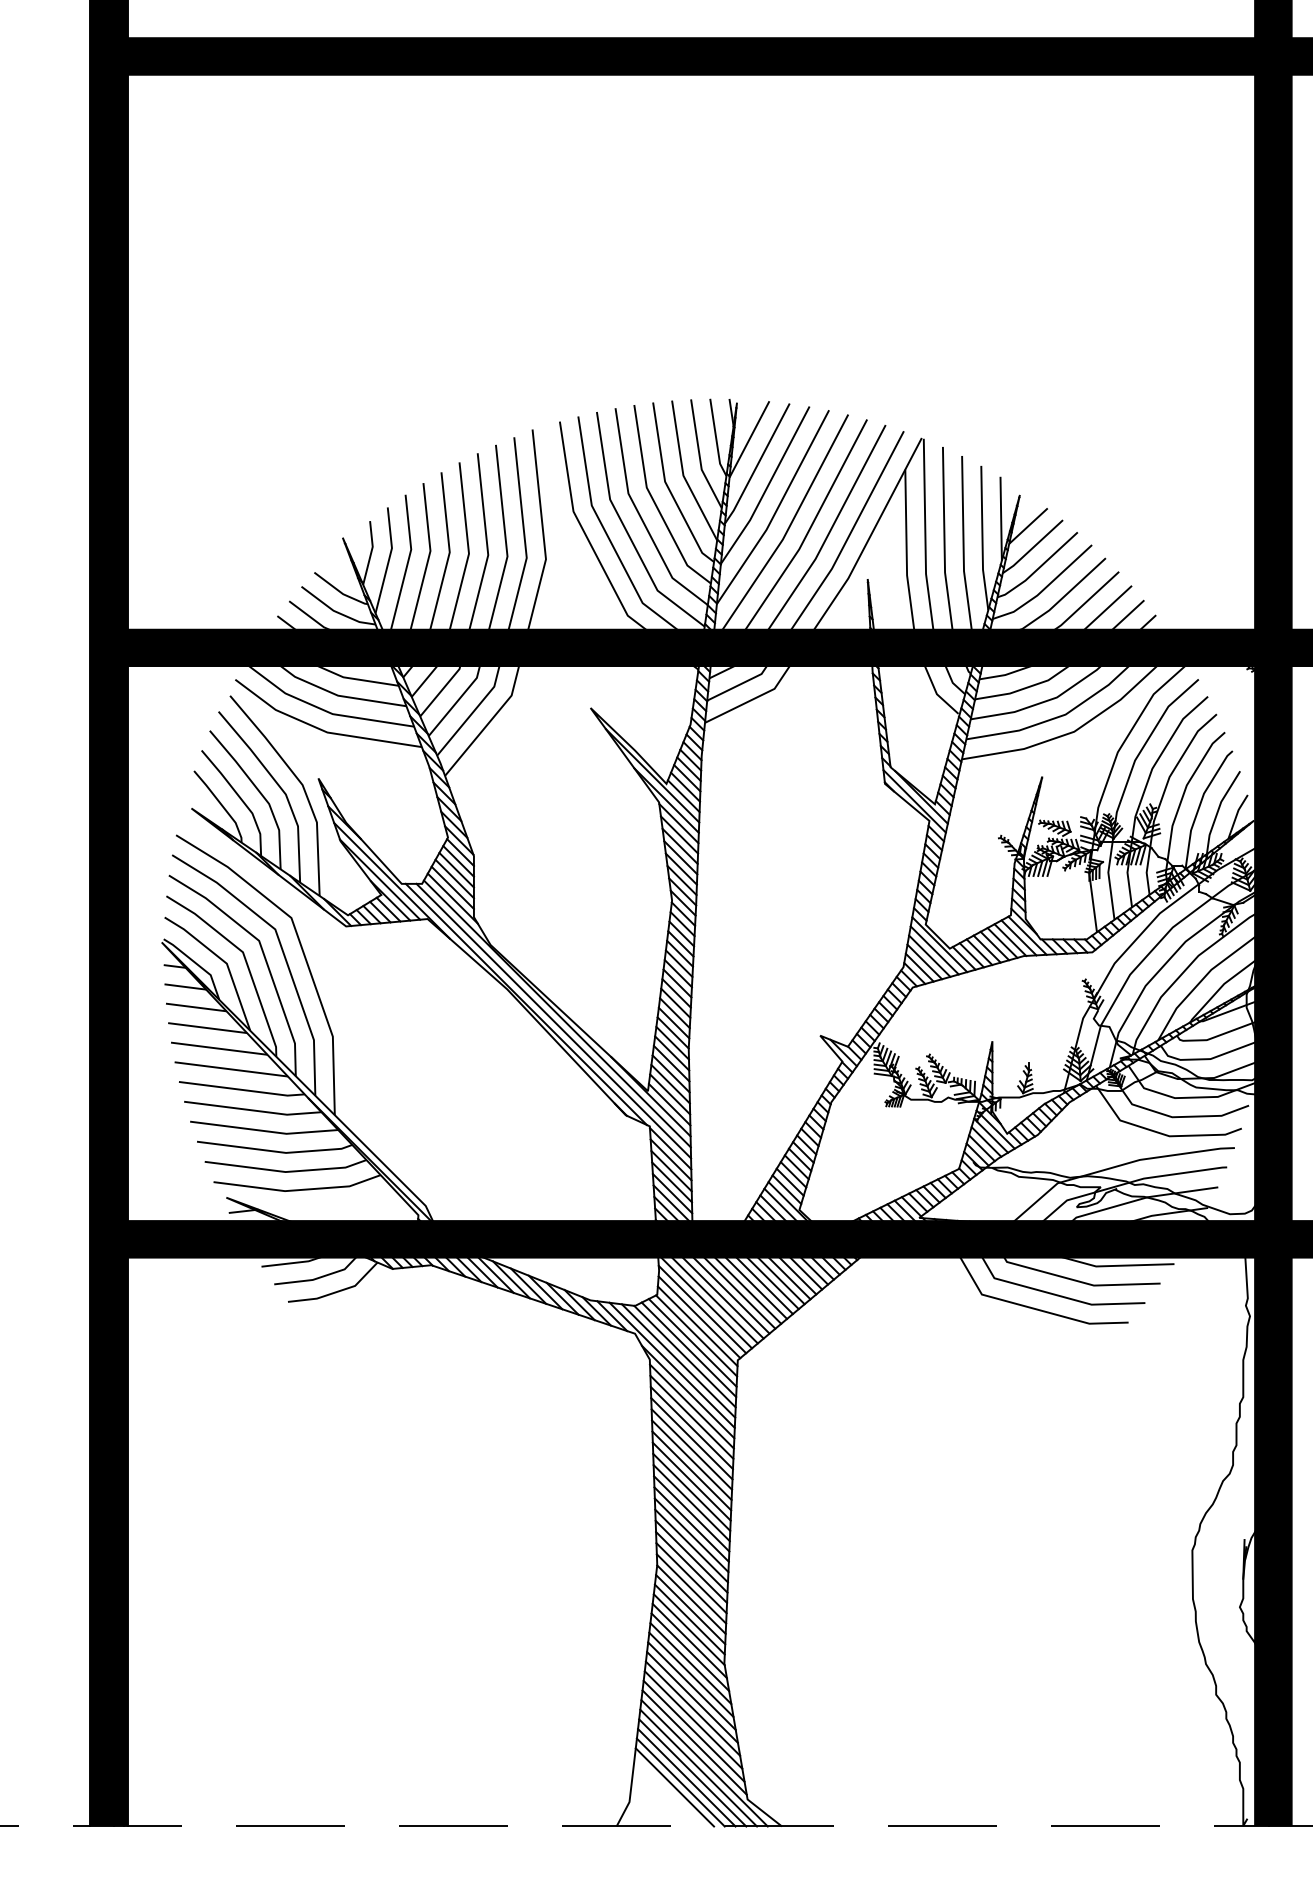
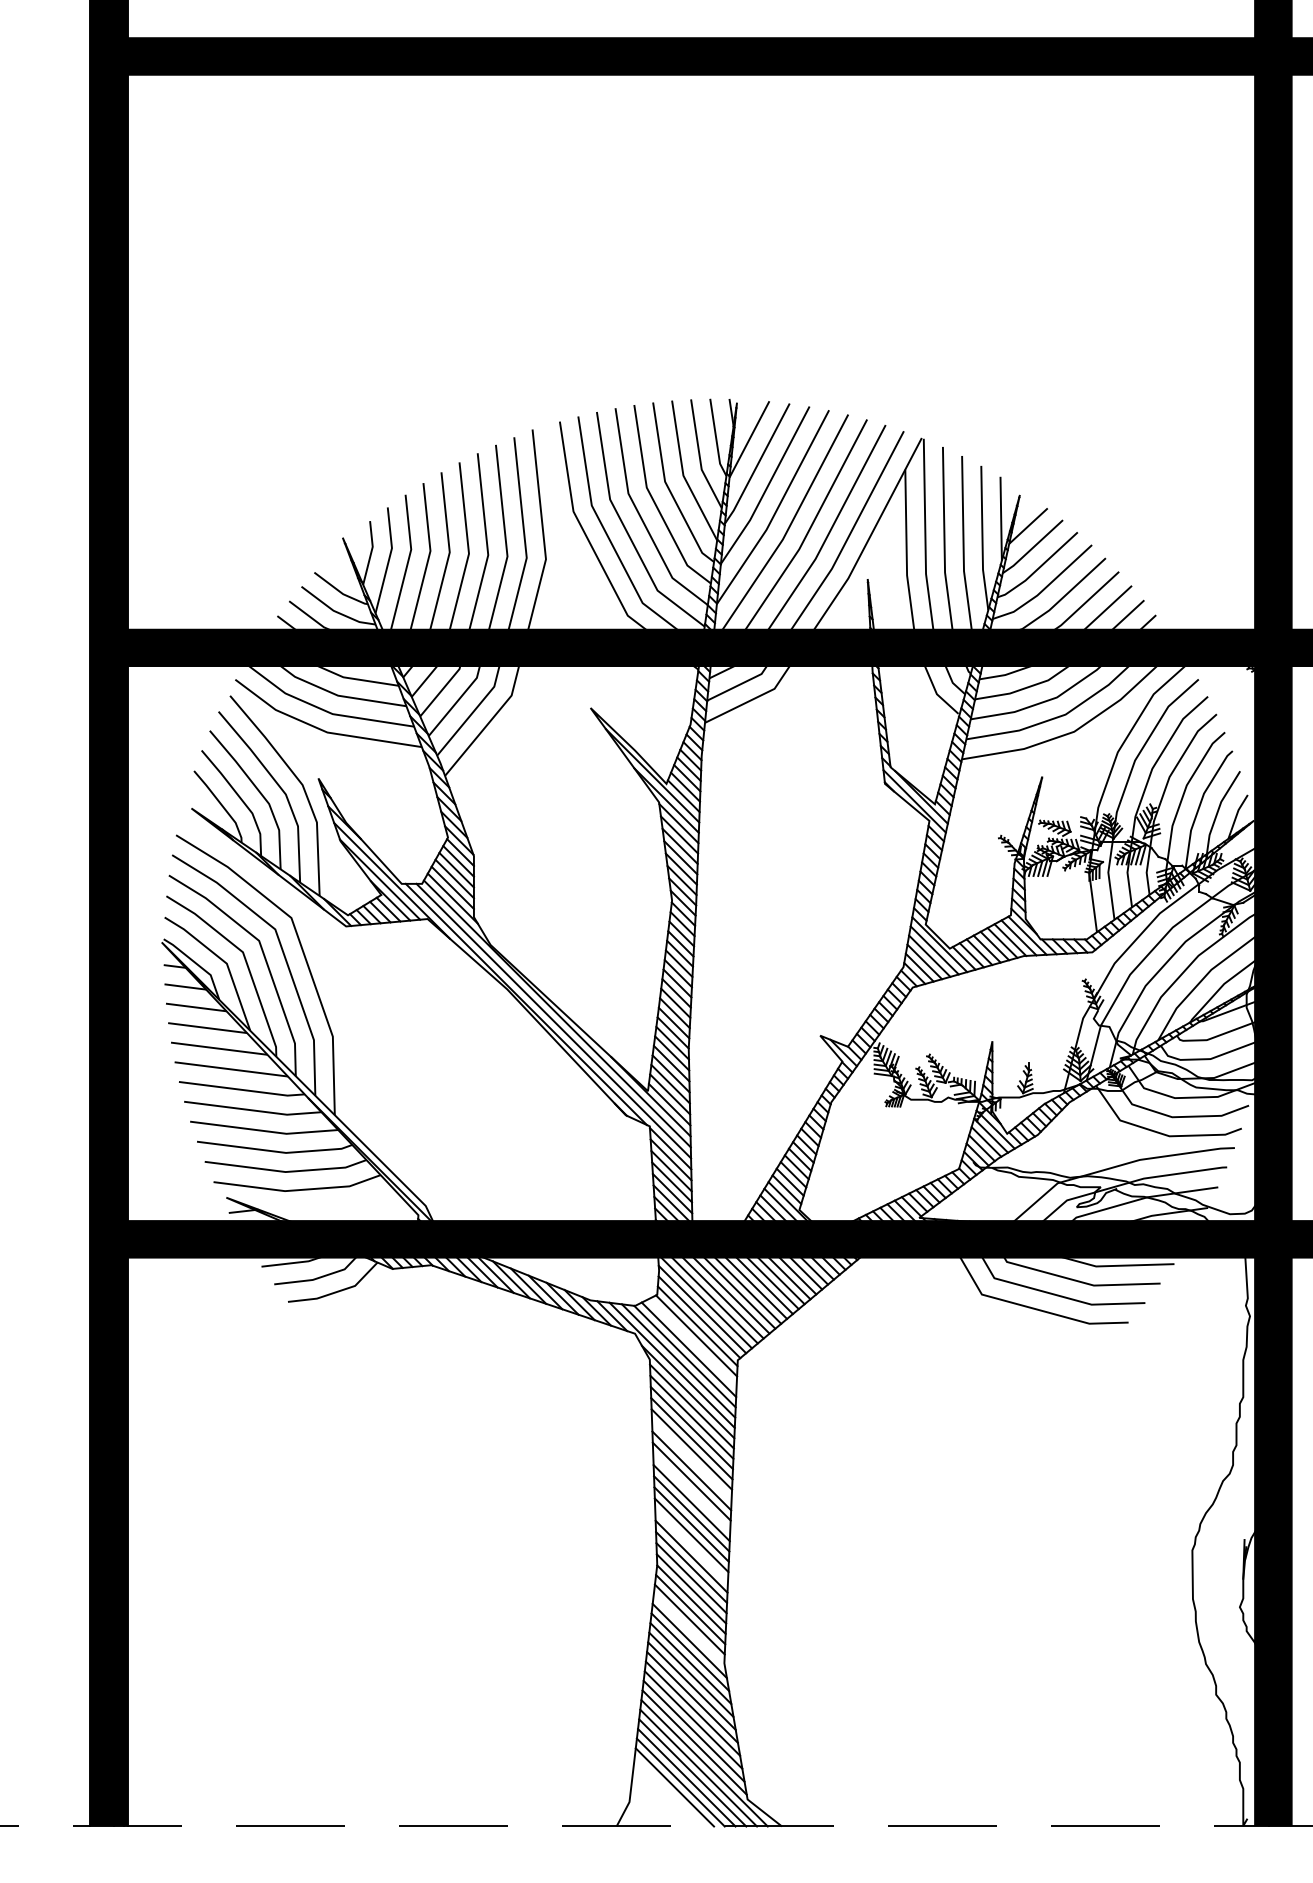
line: present -> none (692, 1342)
line: present -> none (691, 1459)
line: present -> none (691, 1491)
line: present -> none (691, 1545)
line: present -> none (688, 1629)
